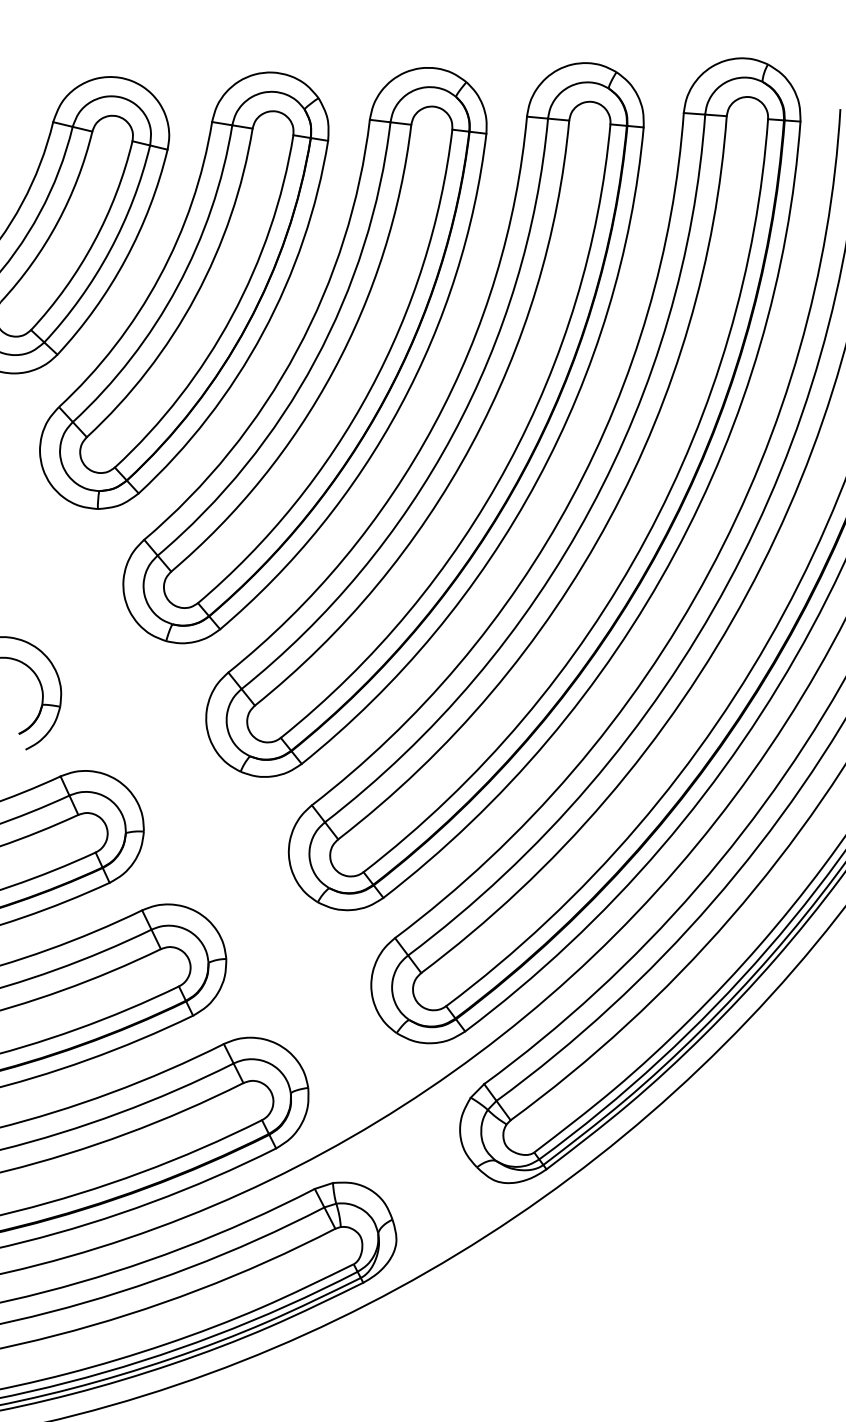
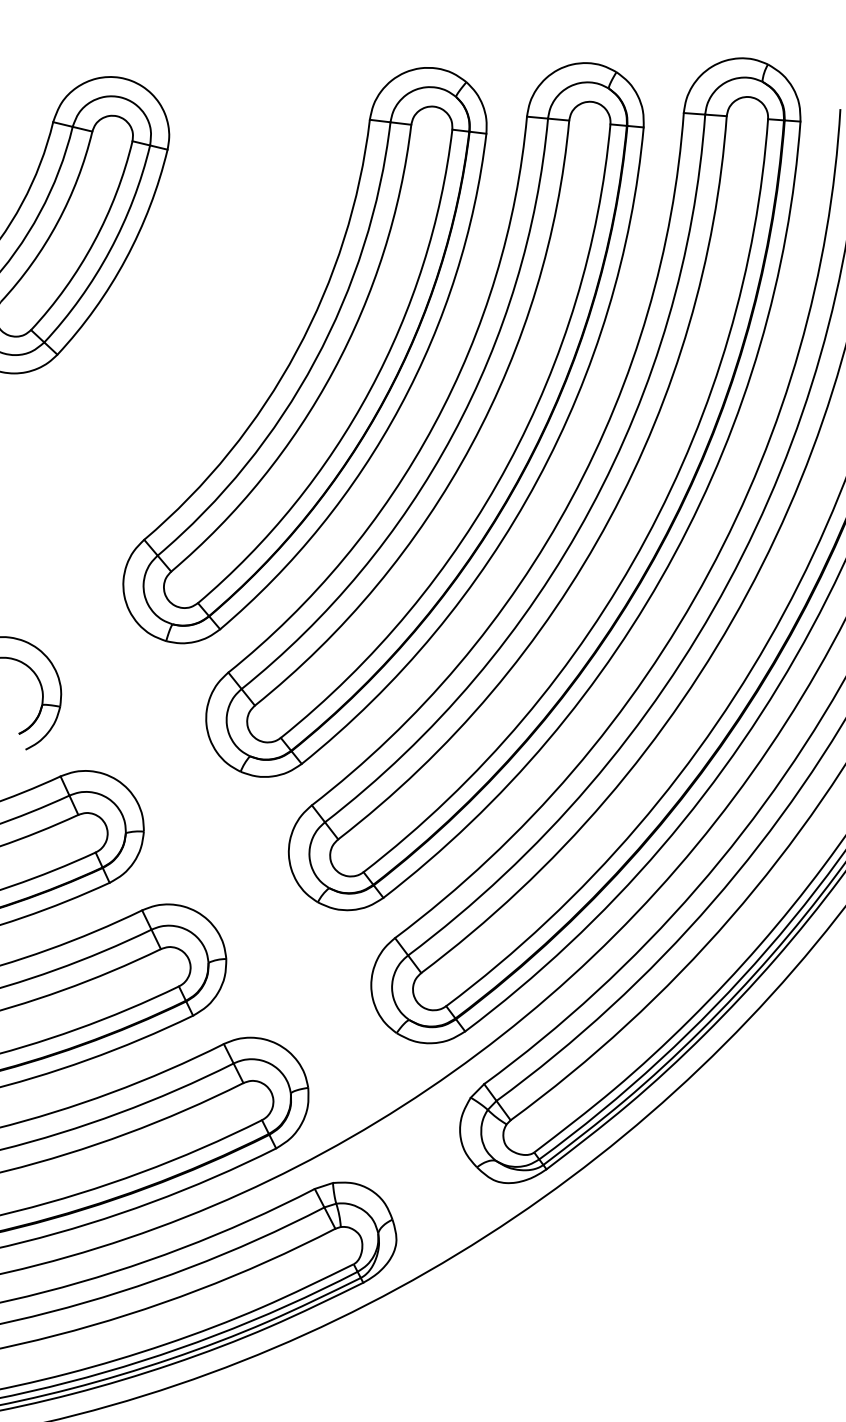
part: present -> none (184, 290)
